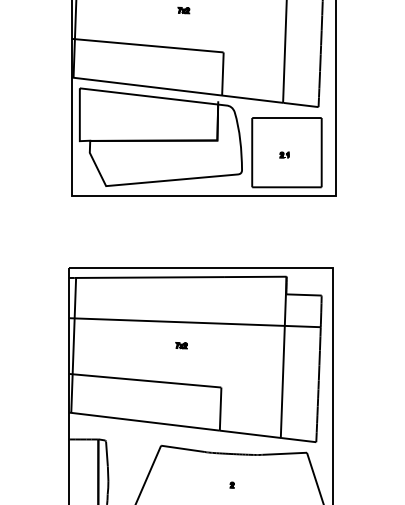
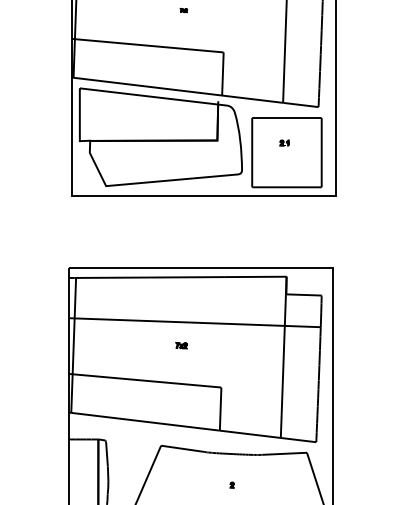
part size: 14x9 px -> 10x6 px (183, 10)
part position: (284, 154) -> (284, 142) (284, 142)
